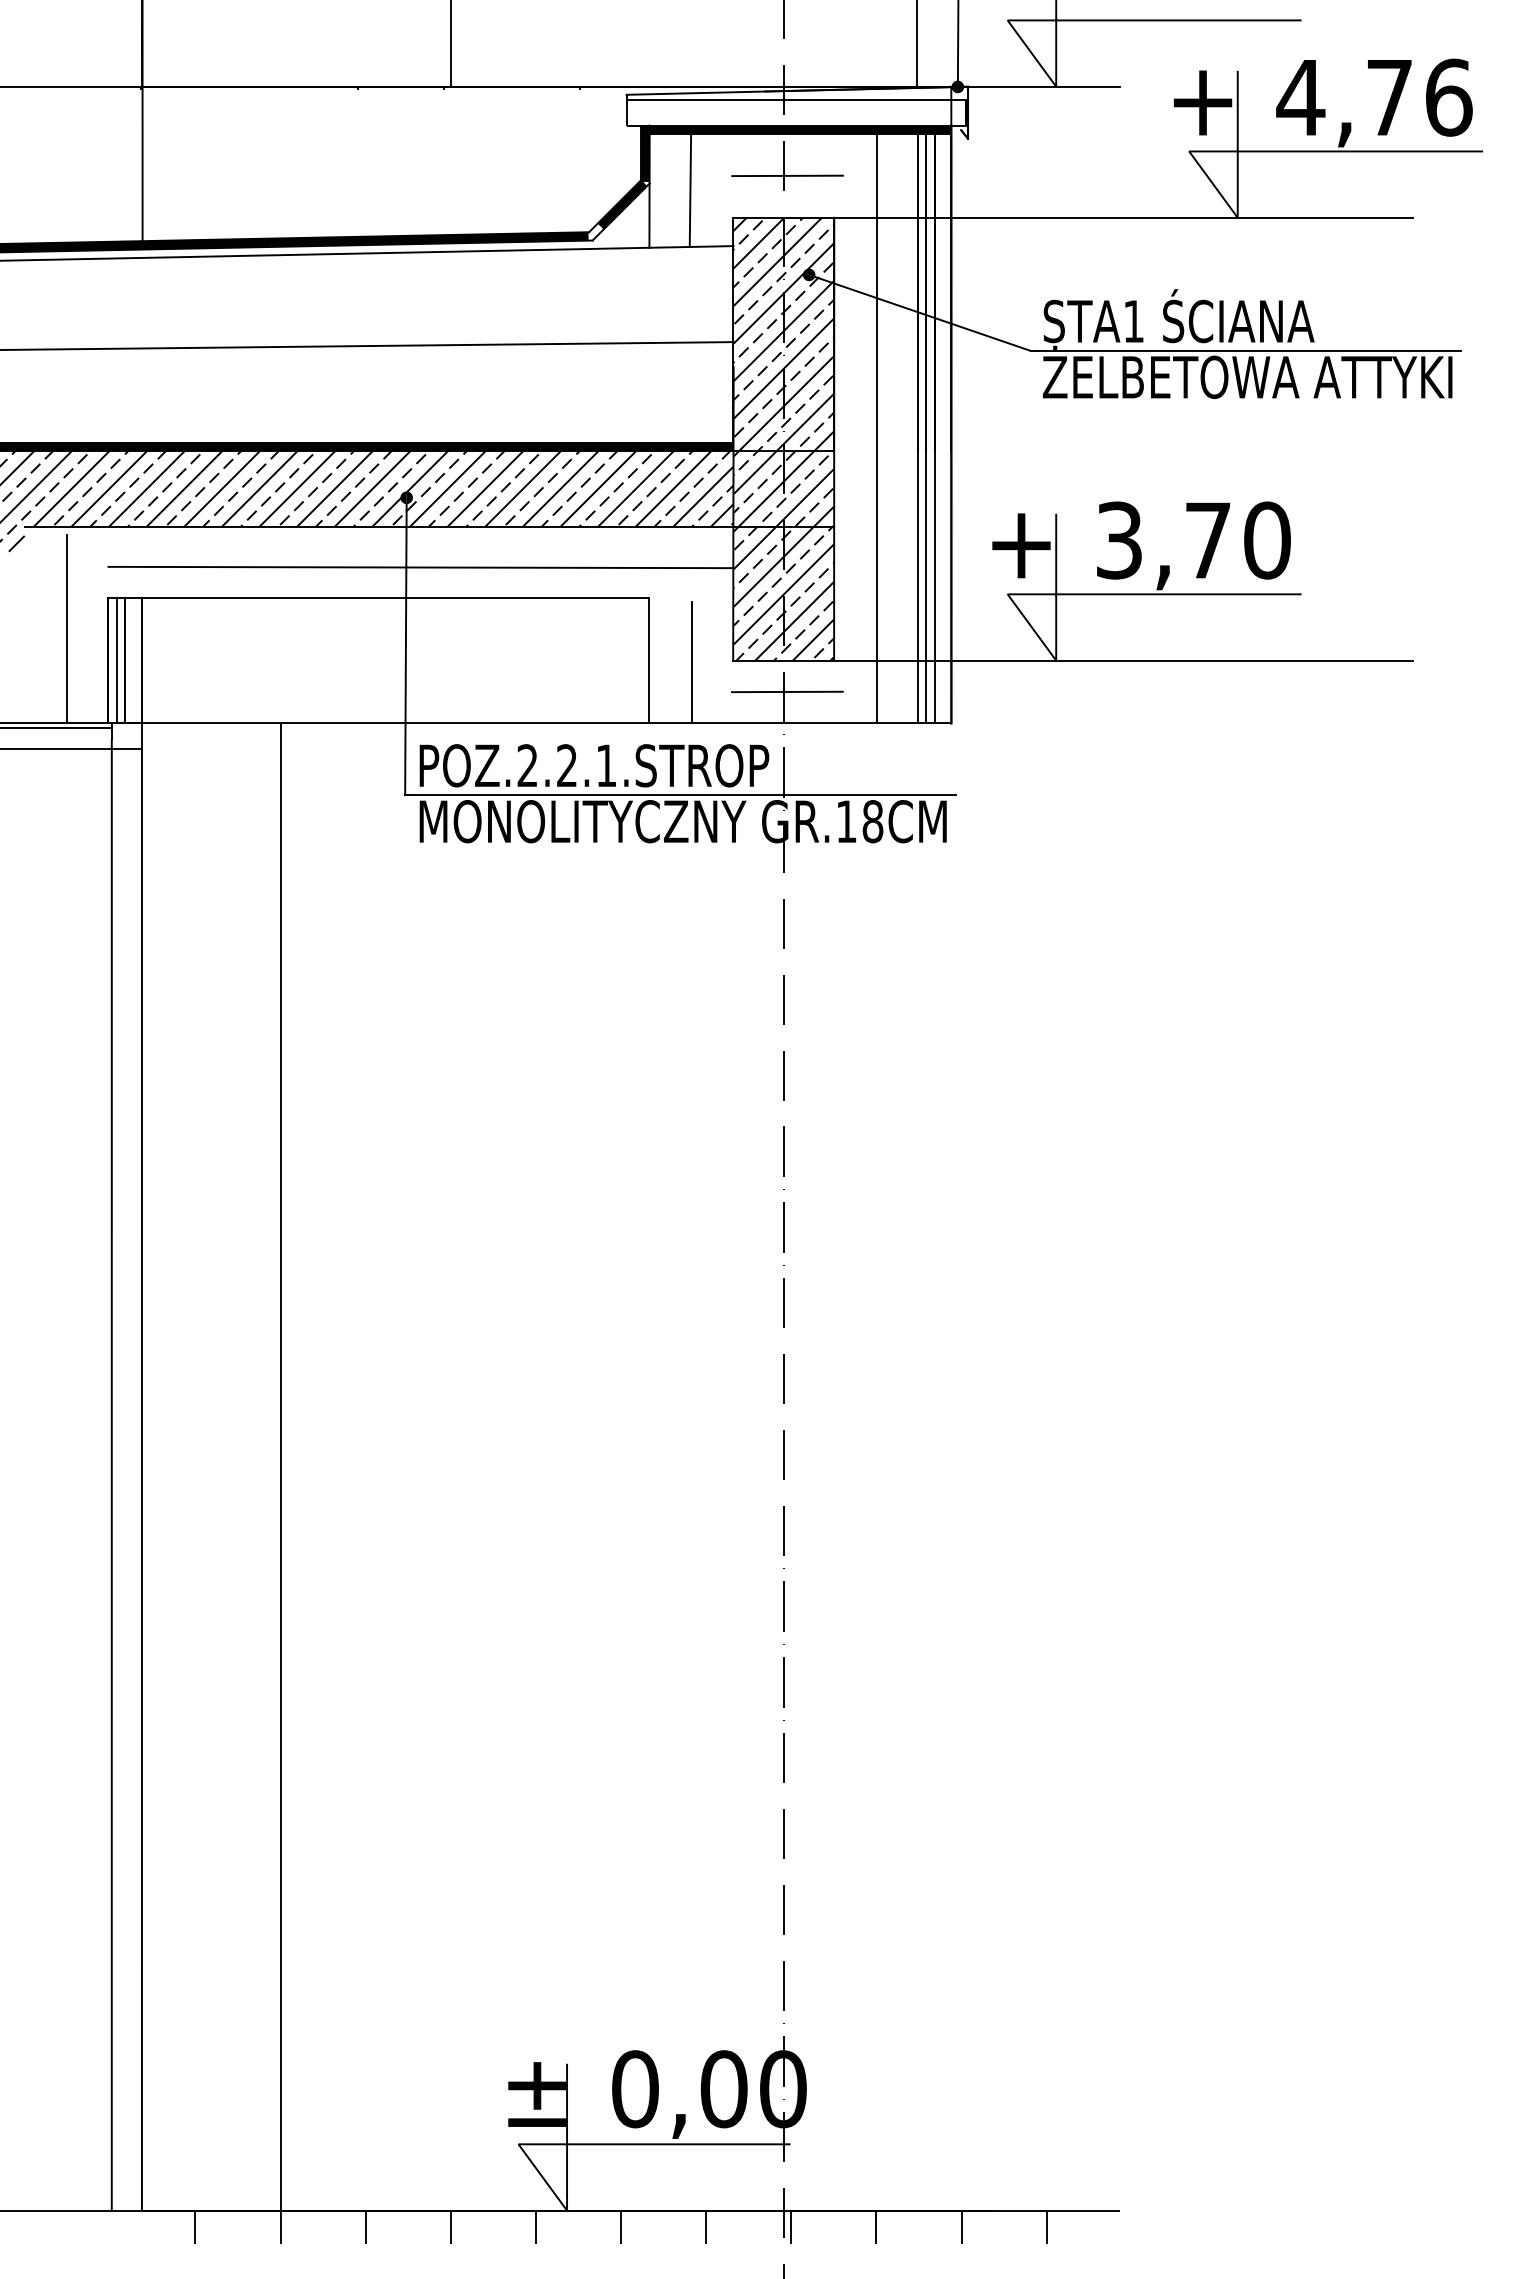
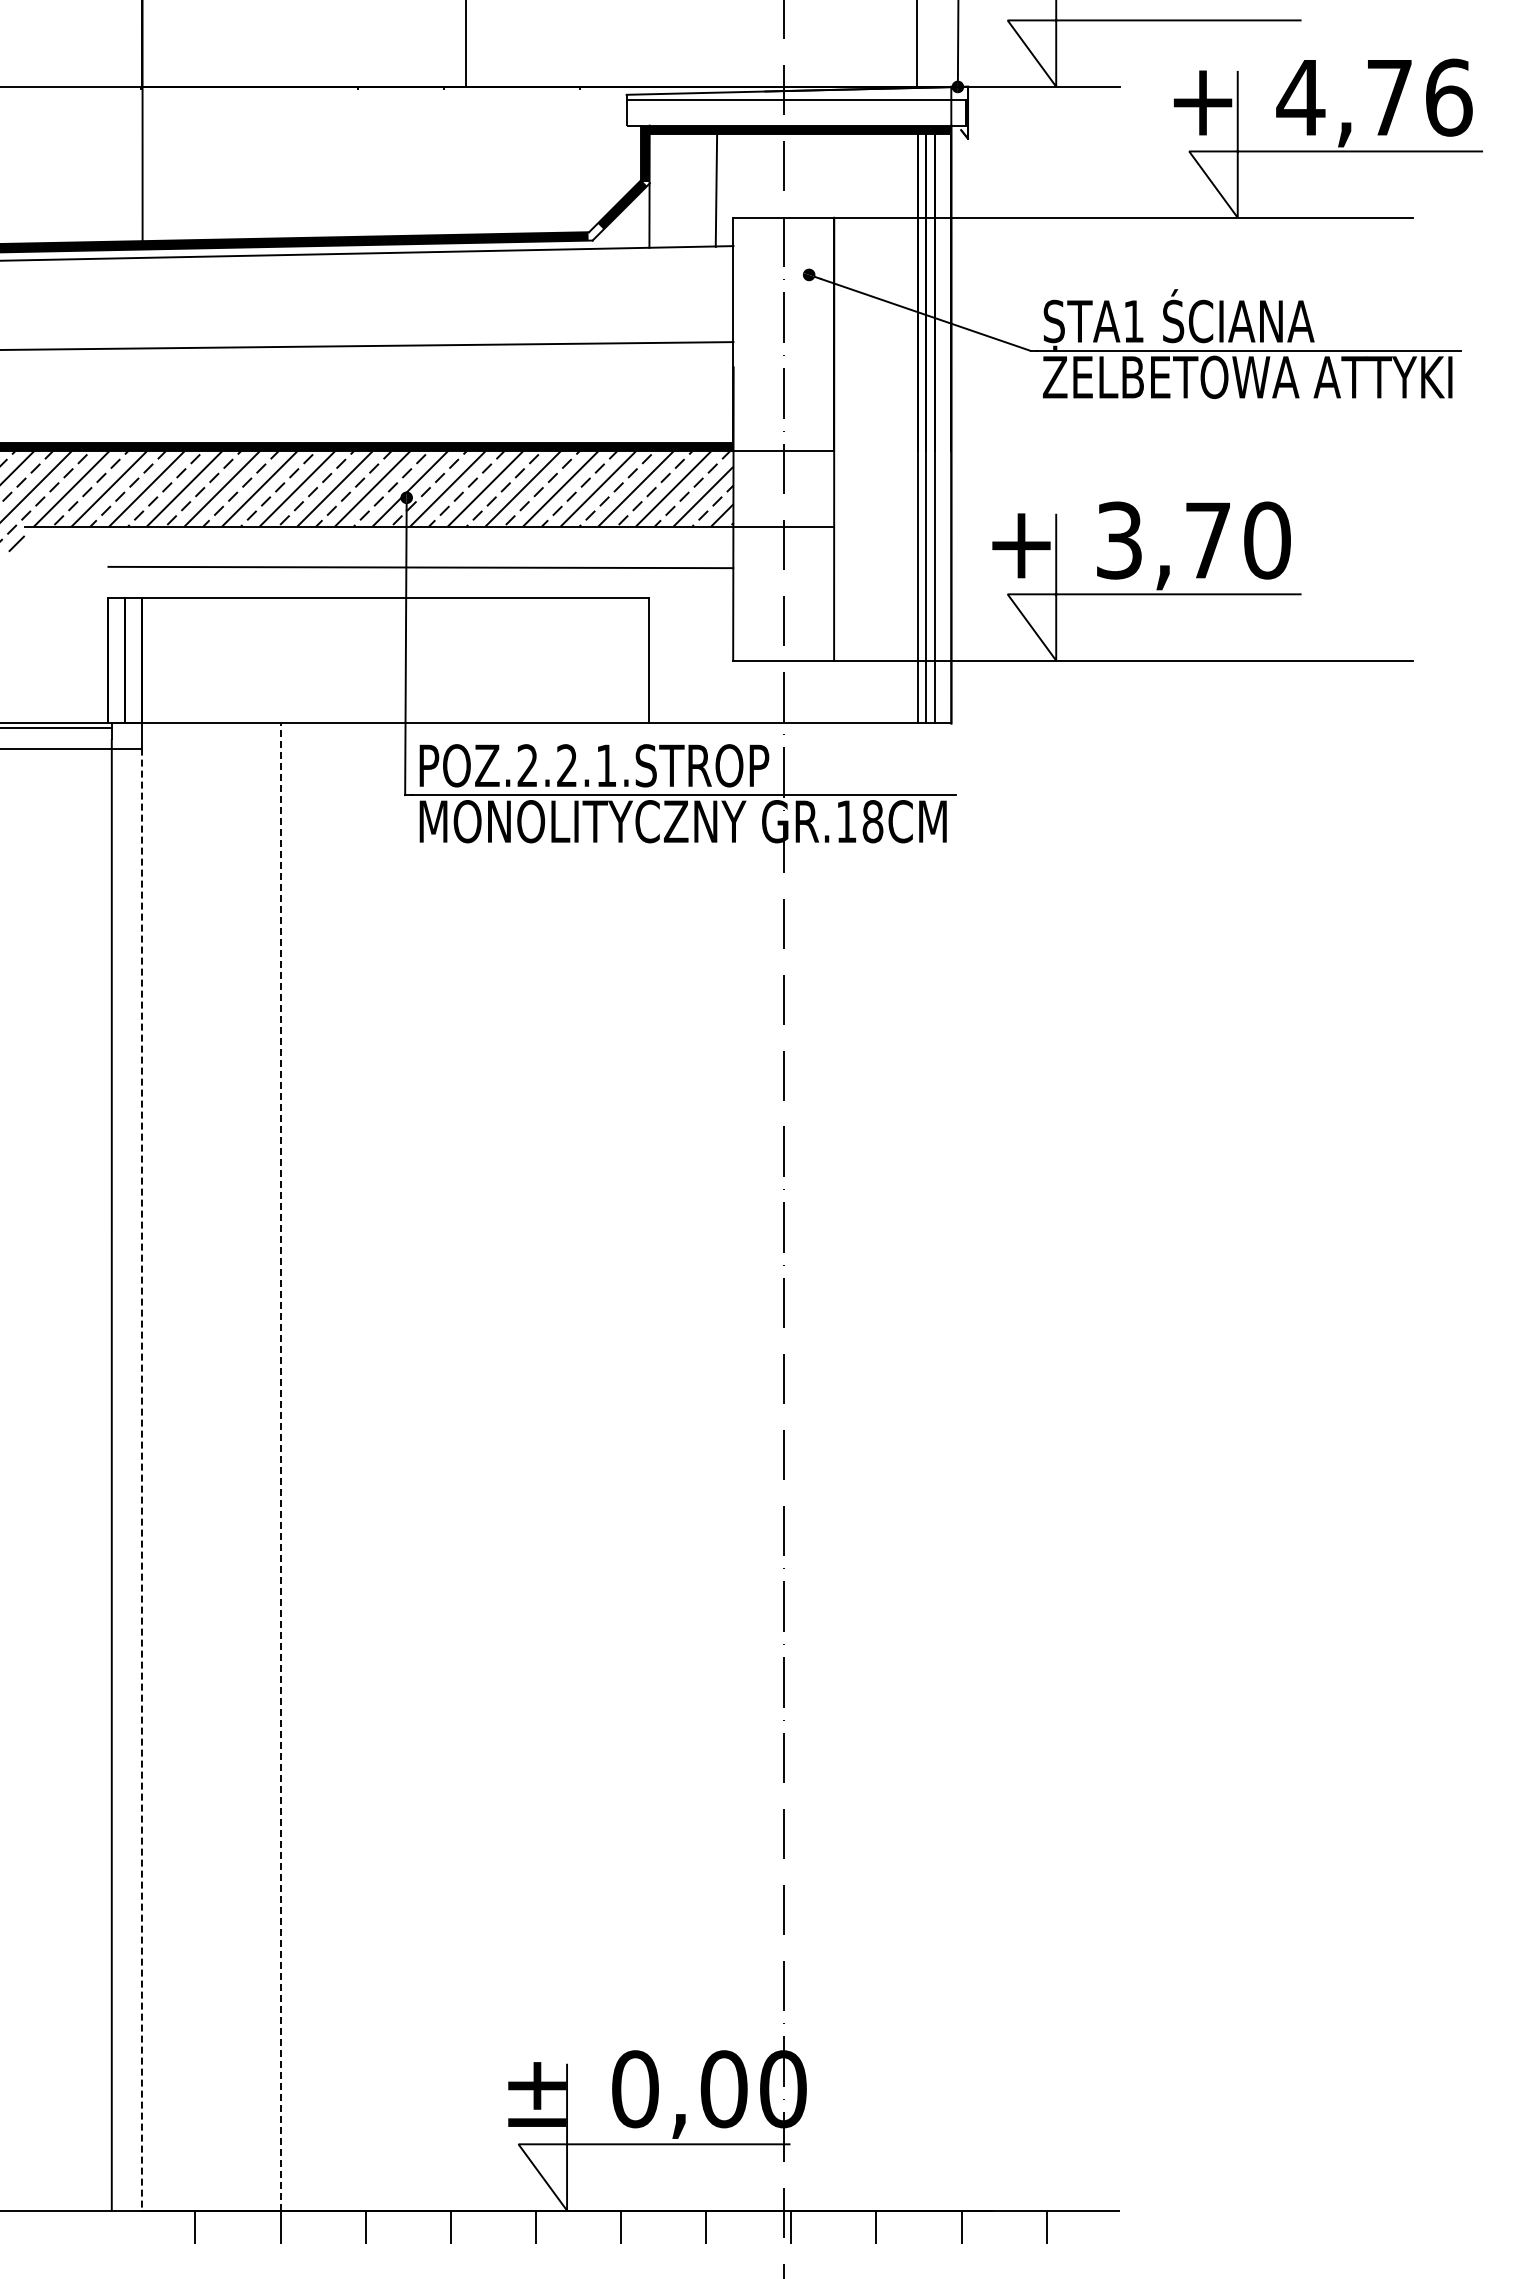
line position: (450, 44) -> (465, 44) (465, 44)
line: present -> none (787, 175)
line position: (690, 189) -> (716, 189) (716, 189)
line: present -> none (876, 428)
hatch: present -> none (783, 438)
line: present -> none (67, 628)
line: present -> none (116, 660)
line: present -> none (691, 662)
line: present -> none (787, 691)
line: solid -> dashed (281, 1467)
line: solid -> dashed (141, 1480)
